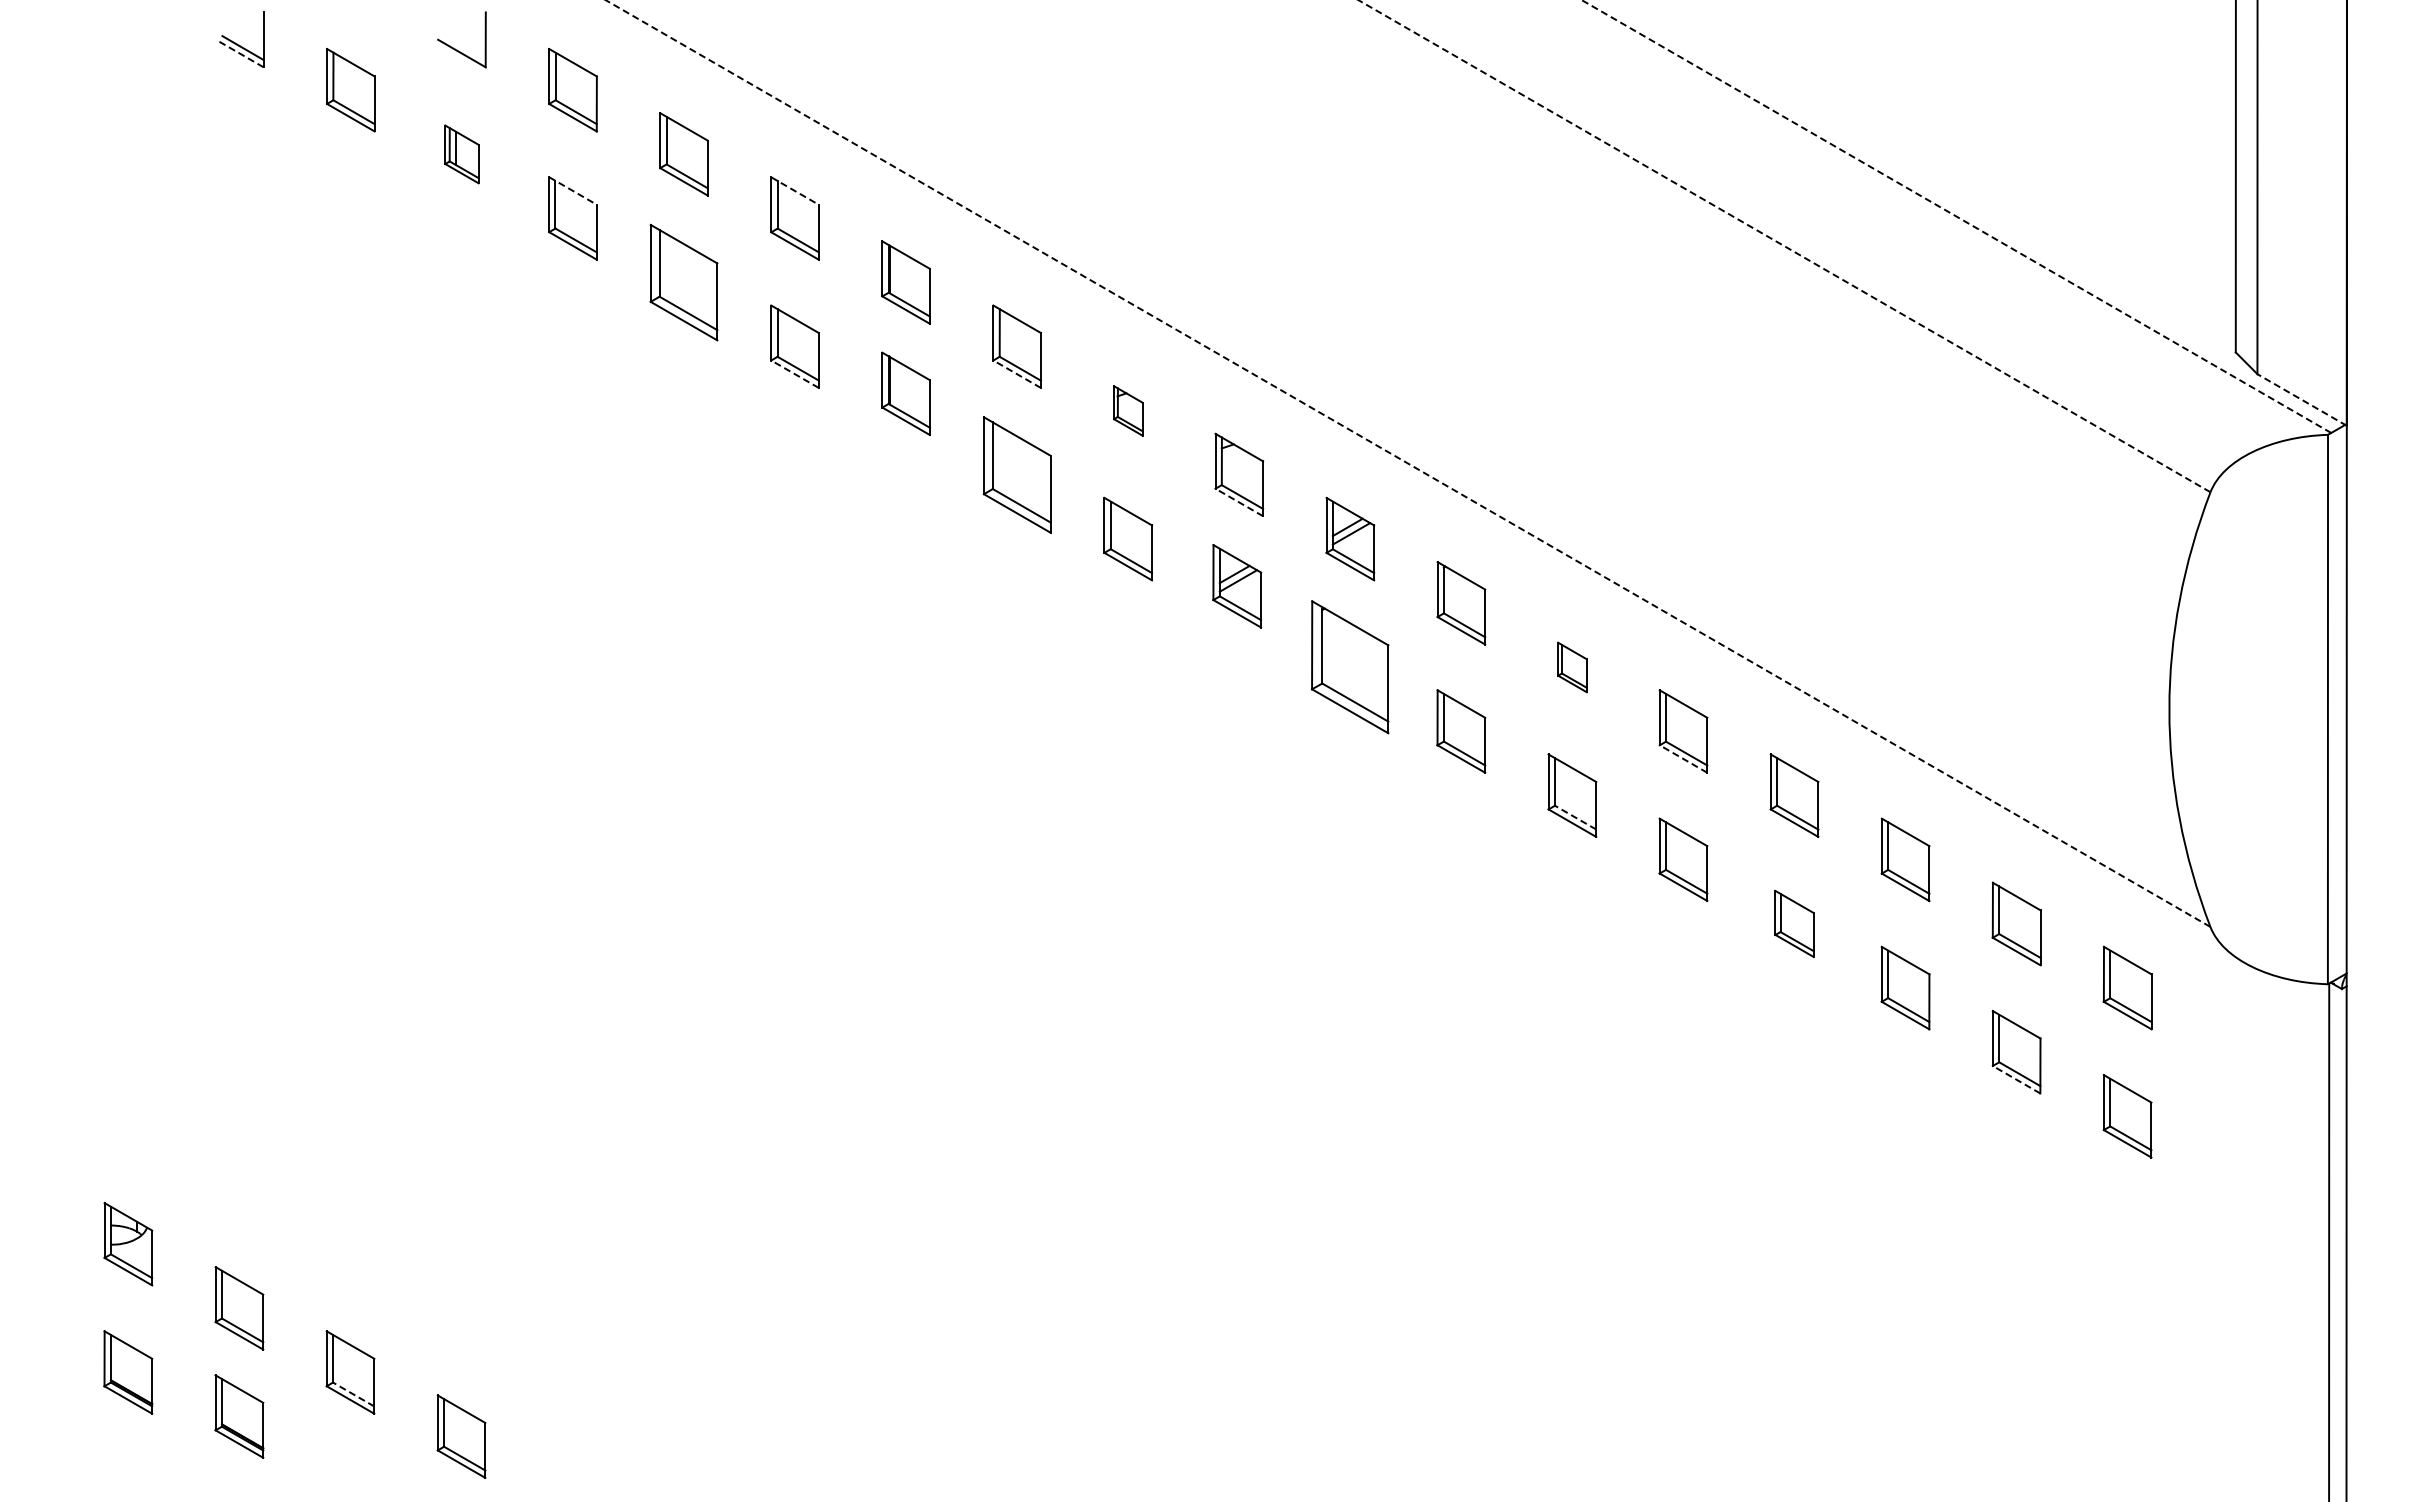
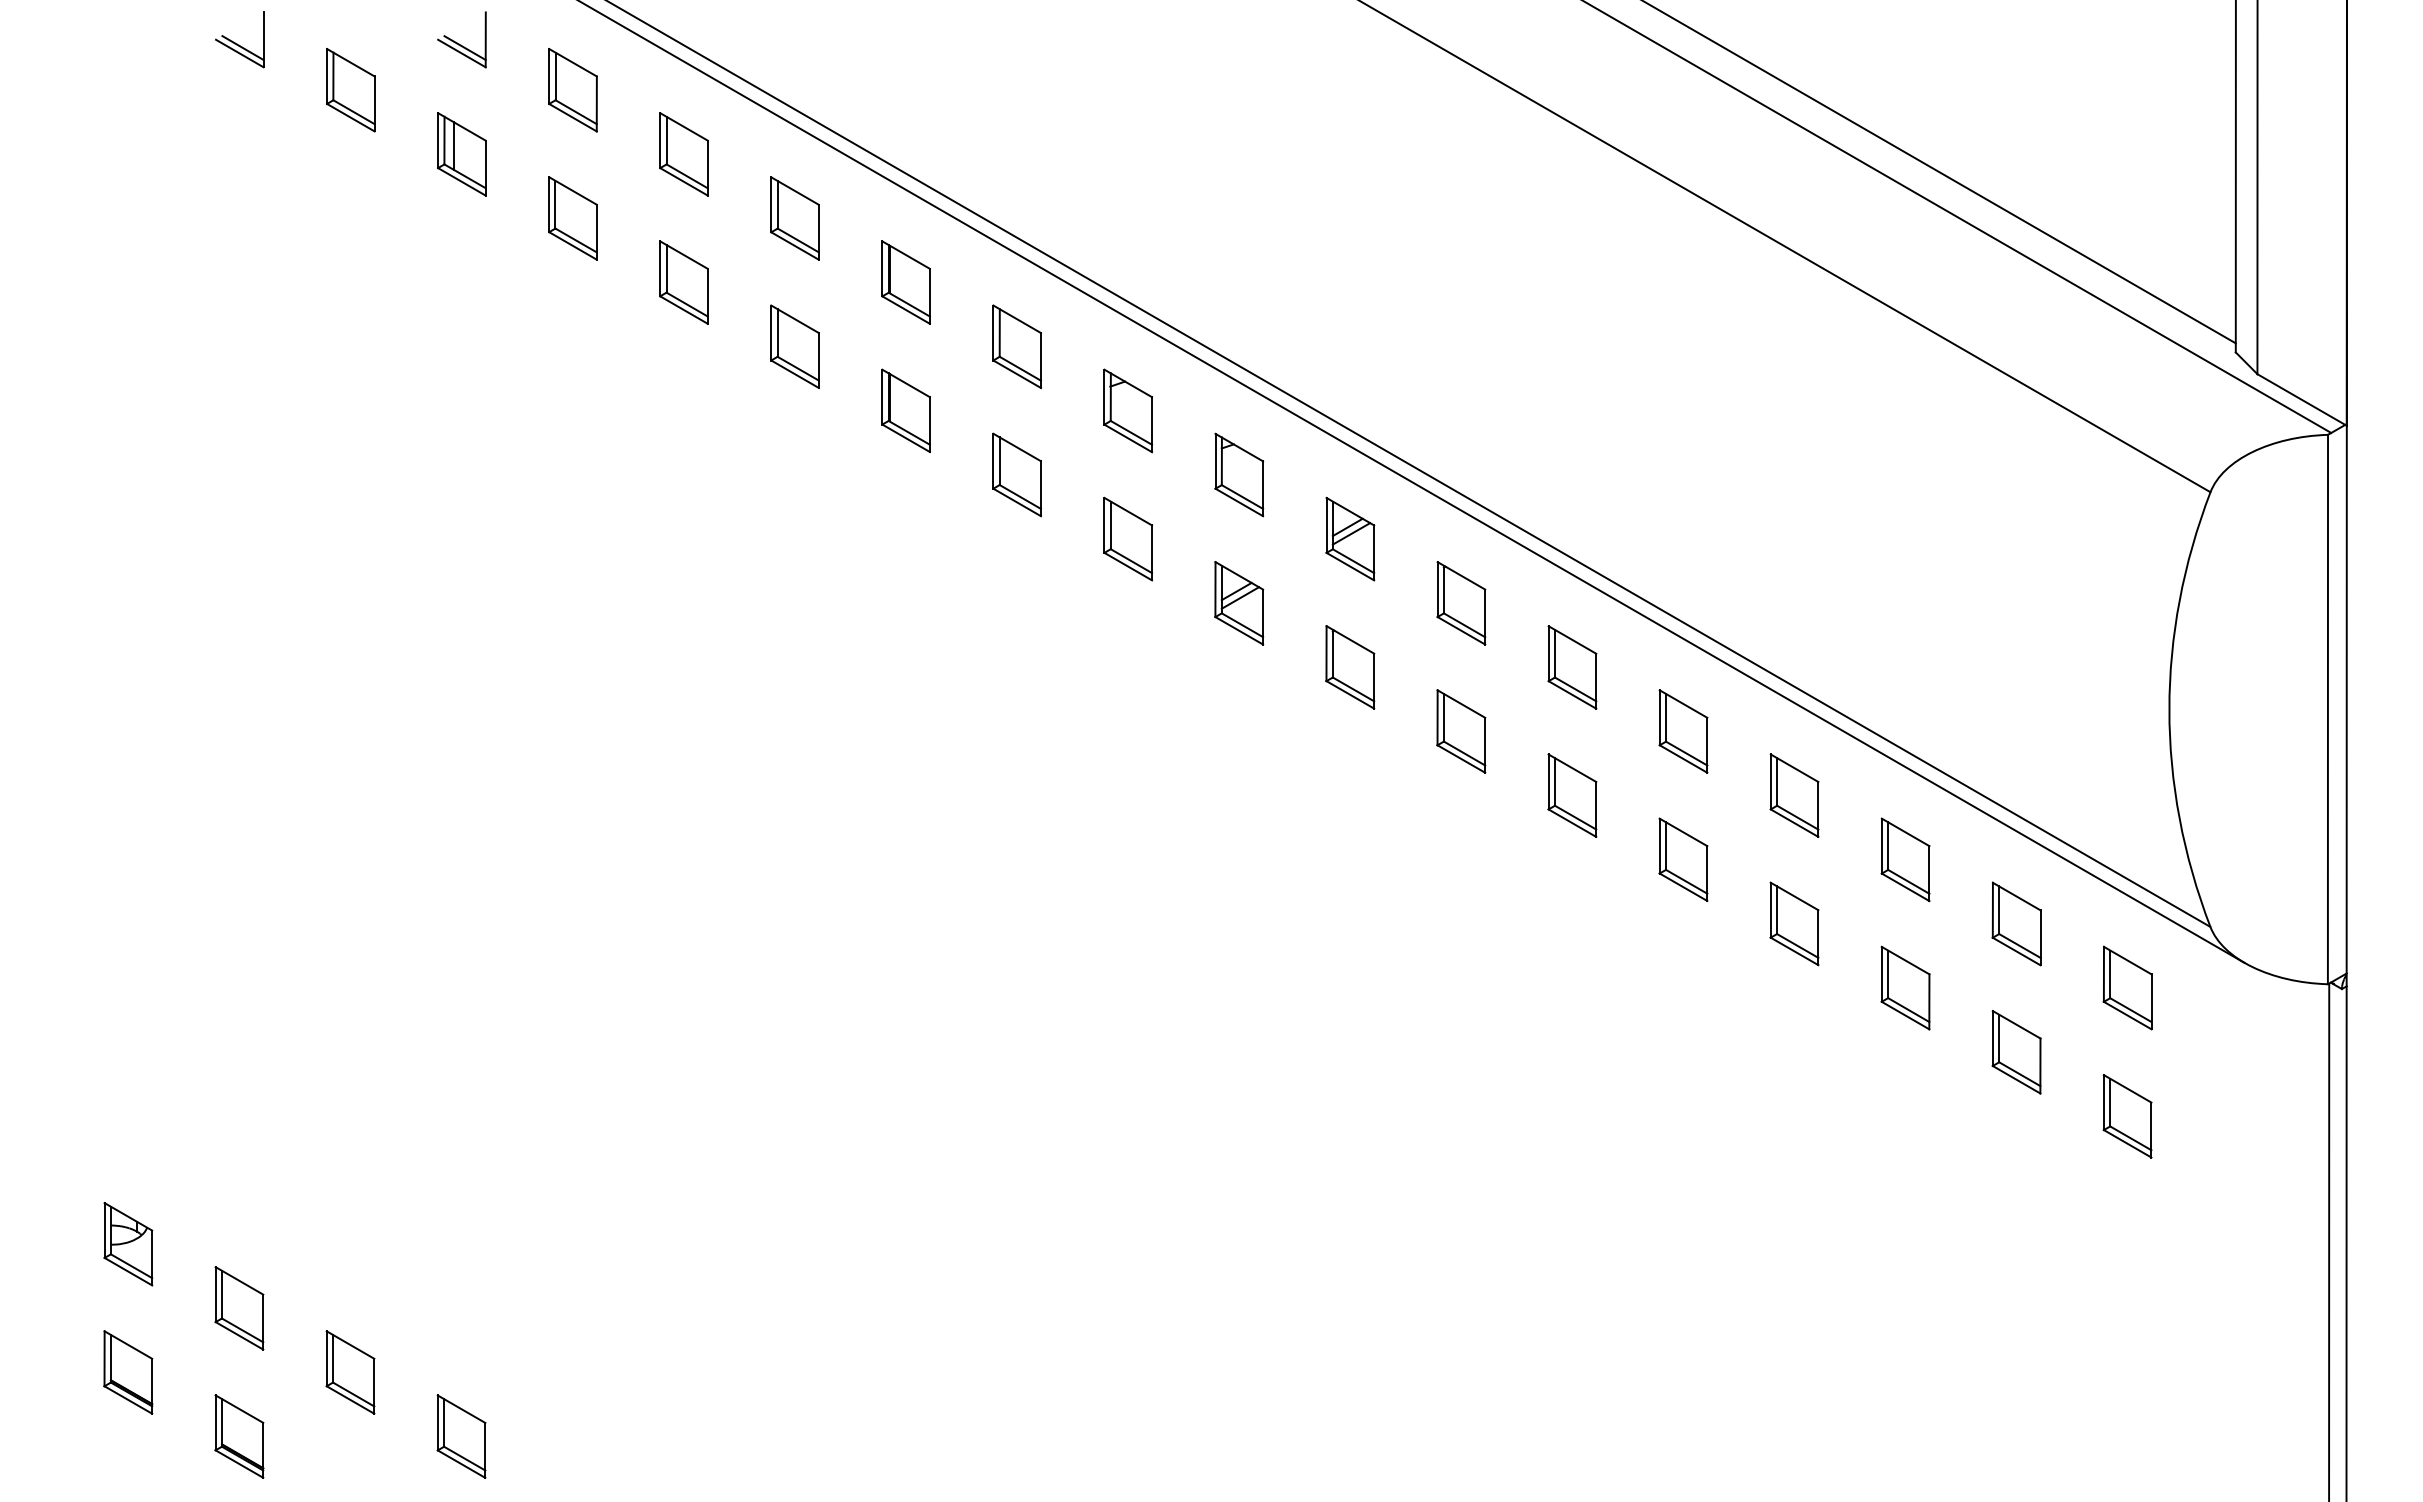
line: none -> present (464, 47)
line: dashed -> solid (239, 53)
part size: 36x61 px -> 50x85 px (461, 154)
line: none -> present (1940, 172)
line: dashed -> solid (573, 191)
line: dashed -> solid (795, 191)
line: dashed -> solid (1956, 216)
line: dashed -> solid (1784, 246)
part size: 70x119 px -> 50x85 px (683, 282)
line: dashed -> solid (794, 374)
line: dashed -> solid (1016, 374)
part position: (905, 393) -> (905, 410) (905, 410)
line: dashed -> solid (2302, 400)
part size: 31x52 px -> 51x86 px (1128, 410)
line: dashed -> solid (1407, 463)
part size: 70x118 px -> 50x86 px (1016, 474)
line: none -> present (1412, 482)
line: dashed -> solid (1238, 502)
part position: (1237, 586) -> (1239, 603) (1239, 603)
part size: 79x135 px -> 51x85 px (1350, 667)
part size: 31x53 px -> 51x85 px (1572, 667)
line: dashed -> solid (1683, 758)
line: dashed -> solid (1575, 817)
part size: 41x69 px -> 51x86 px (1794, 923)
line: dashed -> solid (2016, 1079)
line: dashed -> solid (353, 1394)
part position: (239, 1416) -> (239, 1436) (239, 1436)
